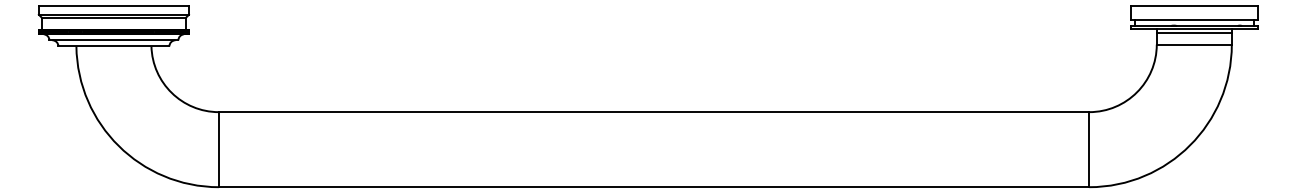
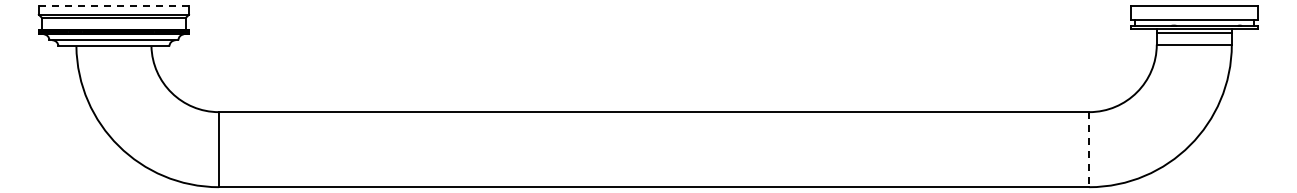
line: solid -> dashed (114, 5)
line: solid -> dashed (1089, 149)
